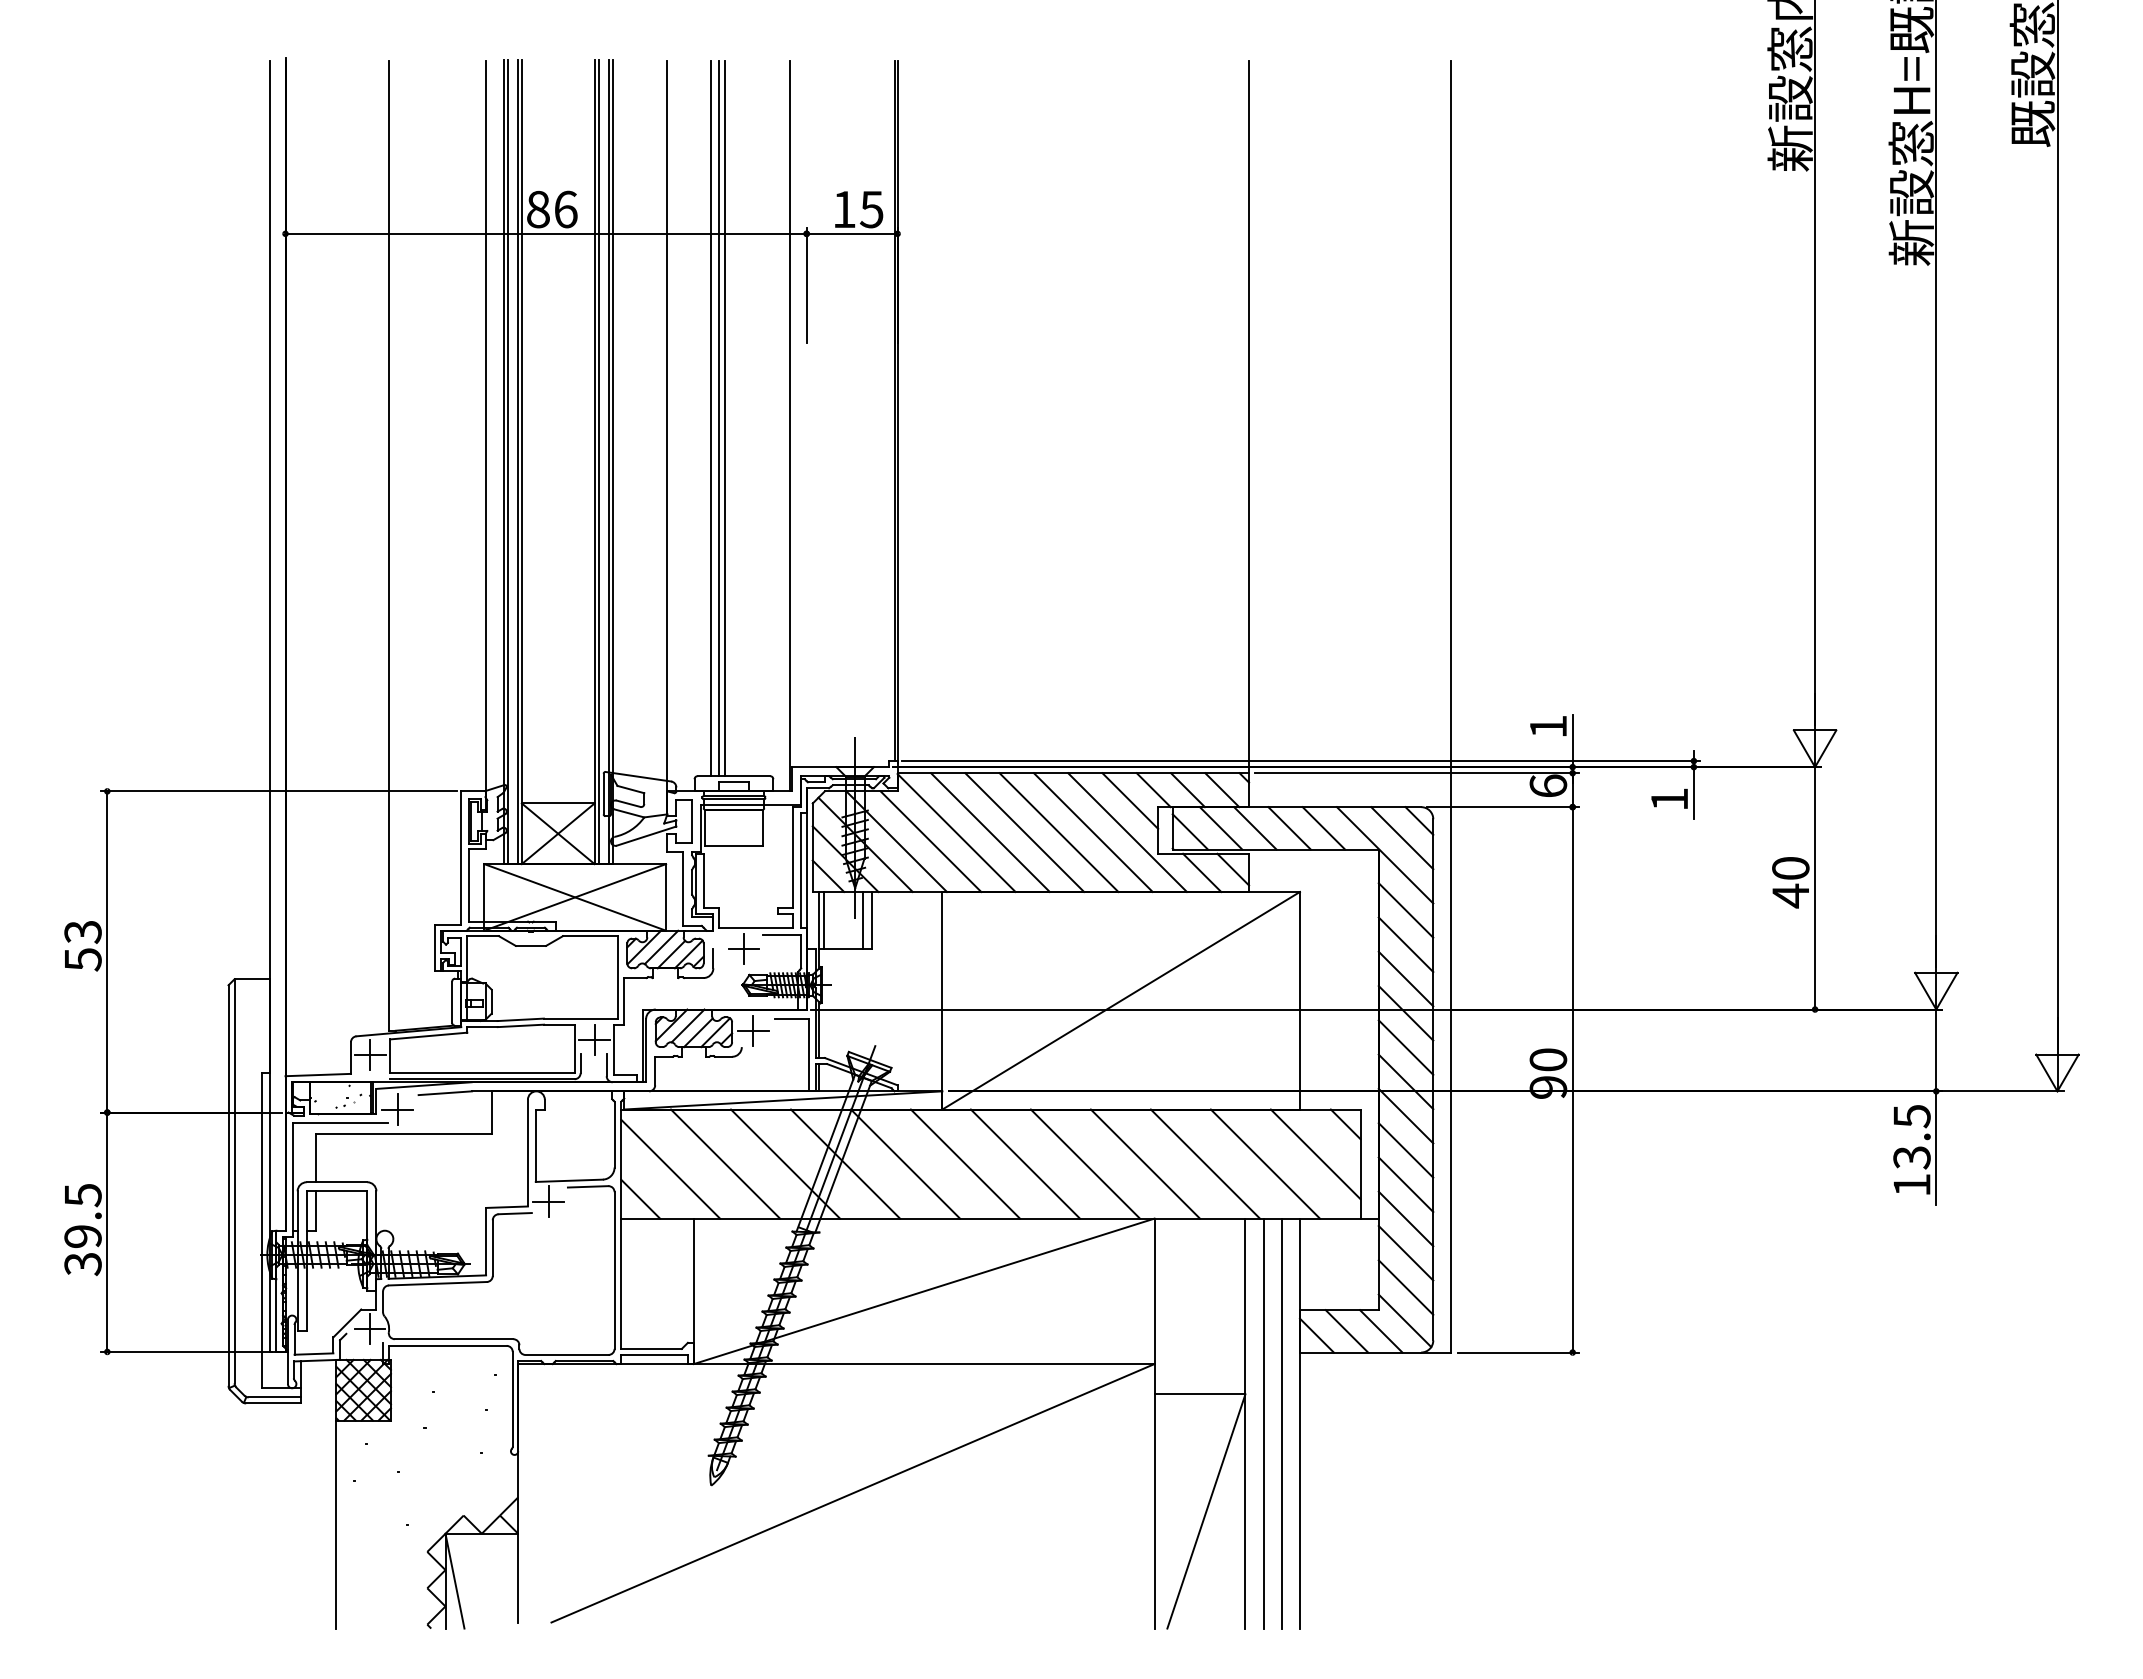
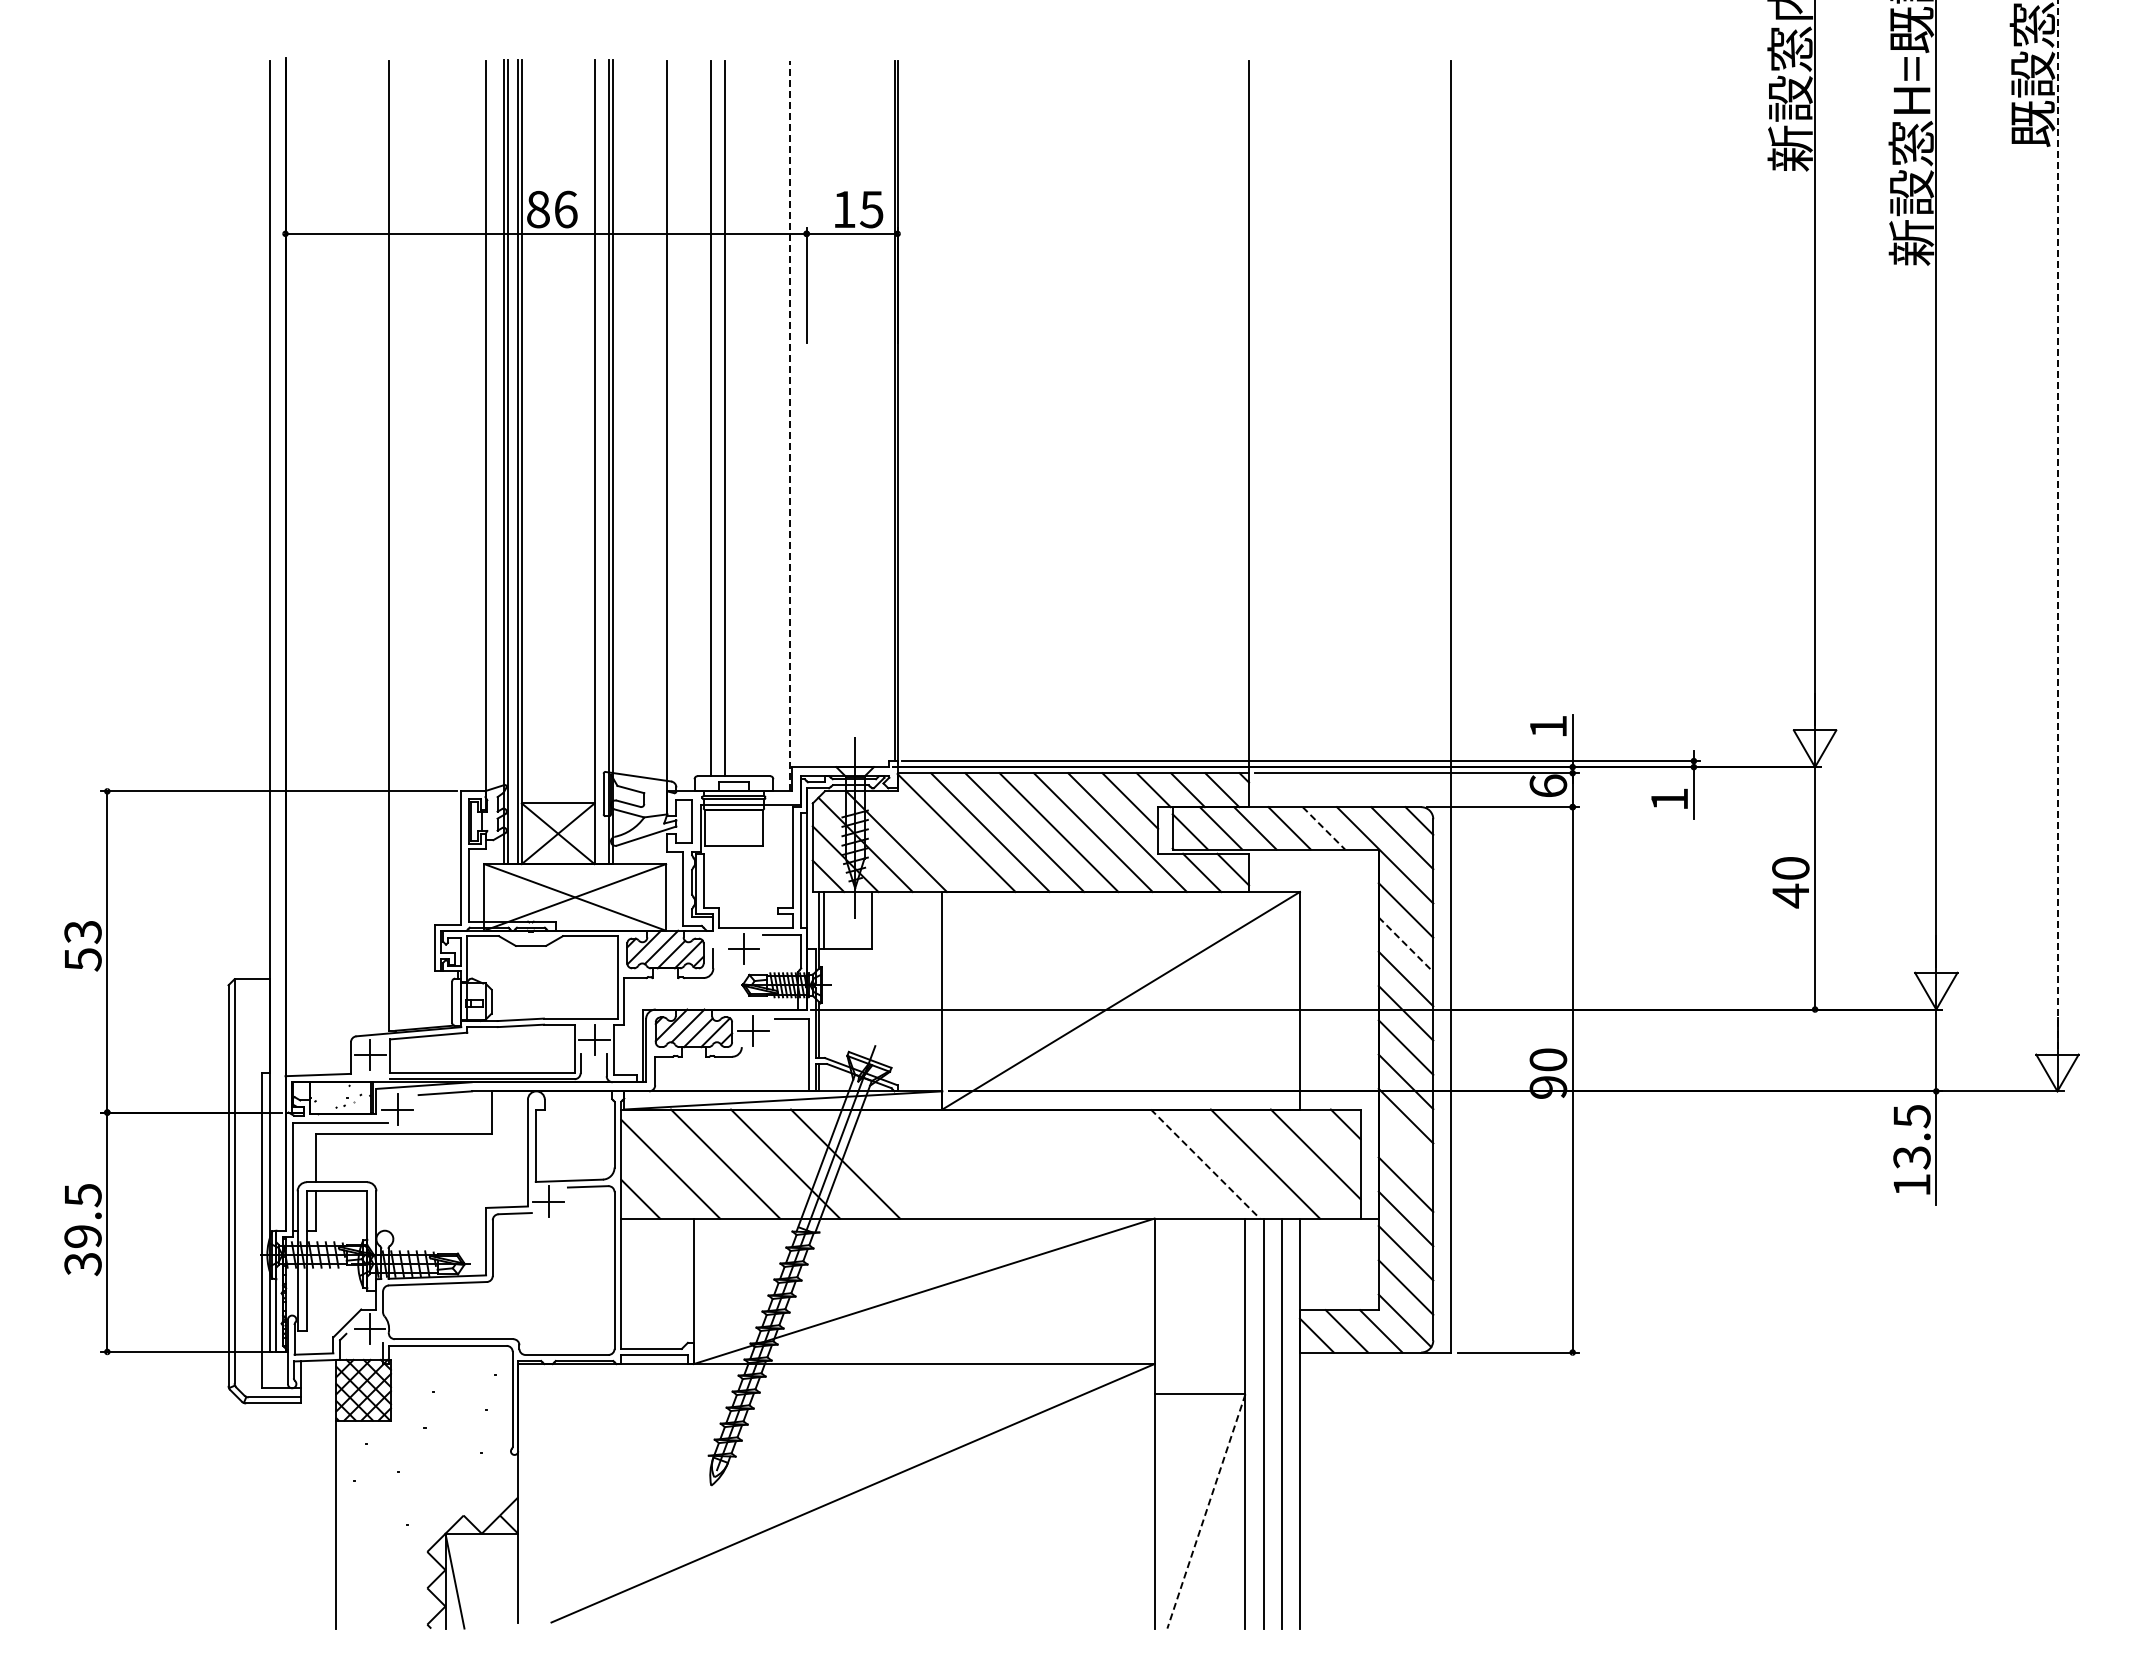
line: present -> none (719, 418)
line: solid -> dashed (790, 425)
line: present -> none (598, 461)
line: solid -> dashed (2057, 524)
line: solid -> dashed (1323, 828)
line: present -> none (930, 841)
line: present -> none (863, 919)
line: solid -> dashed (1406, 944)
line: present -> none (1405, 1150)
line: present -> none (905, 1163)
line: present -> none (965, 1163)
line: present -> none (1025, 1163)
line: present -> none (1084, 1163)
line: present -> none (1144, 1163)
line: solid -> dashed (1205, 1164)
line: solid -> dashed (1206, 1511)
